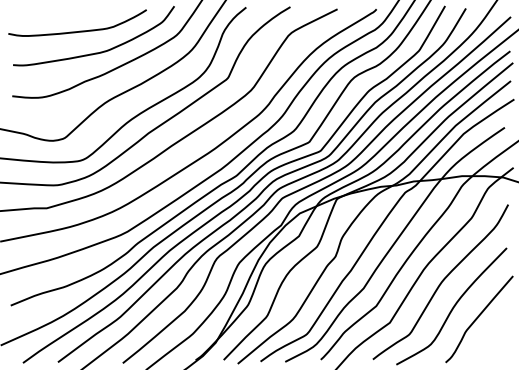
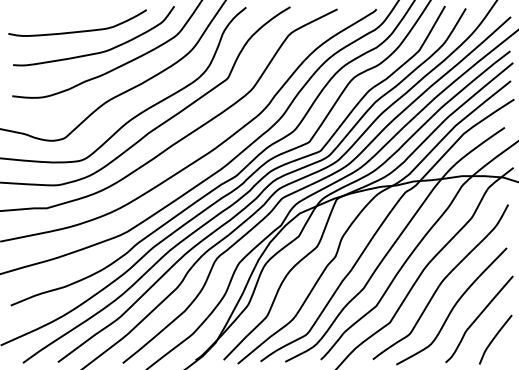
curve: none -> present (495, 338)
